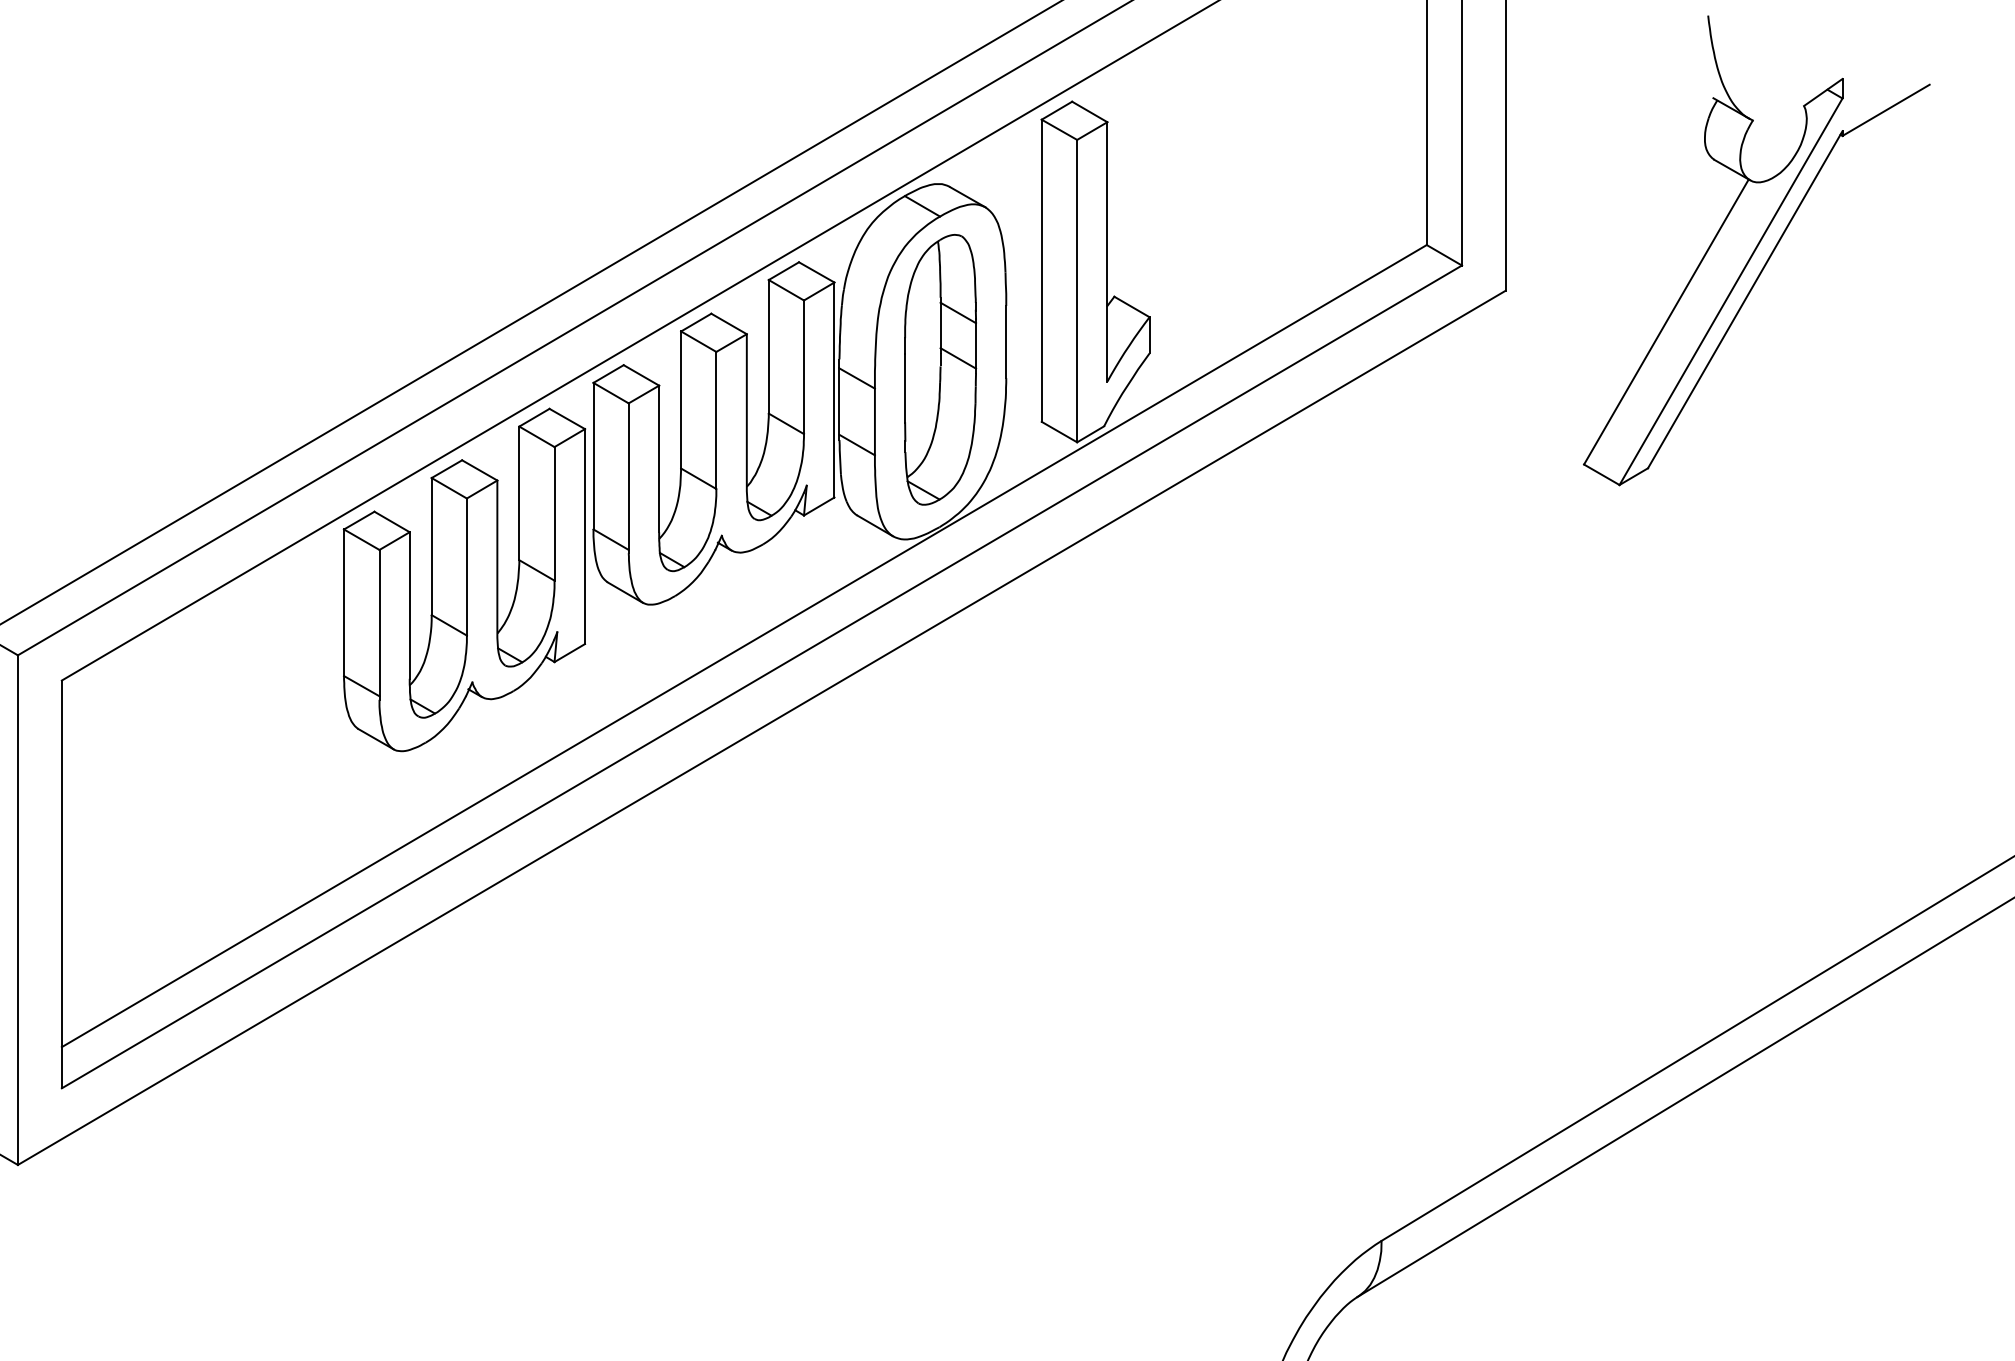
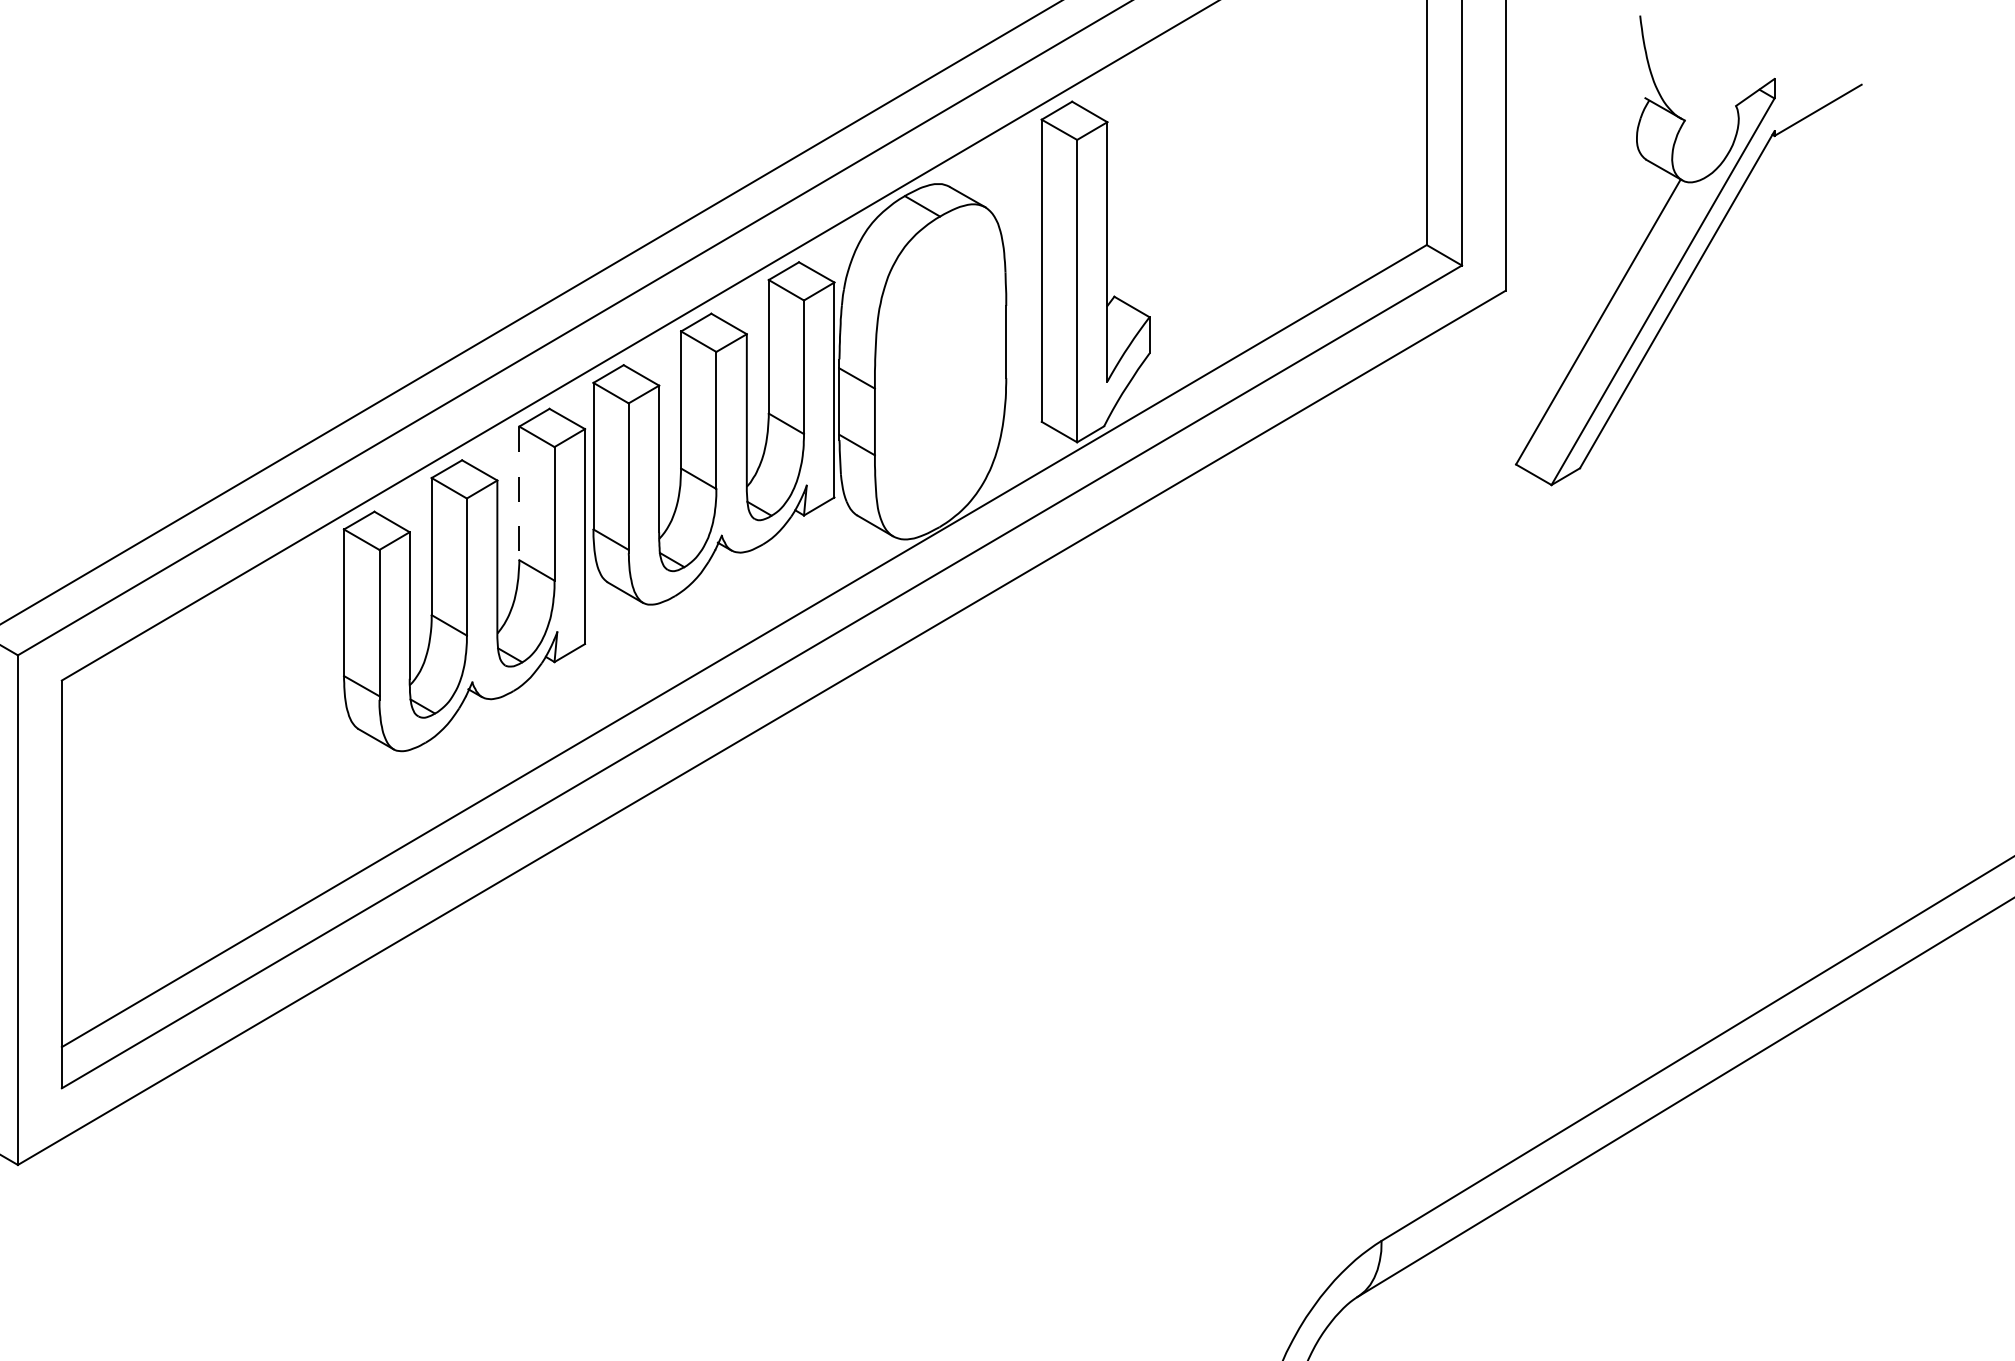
part position: (1756, 250) -> (1688, 250) (1688, 250)
part: present -> none (940, 369)
line: solid -> dashed (519, 493)
